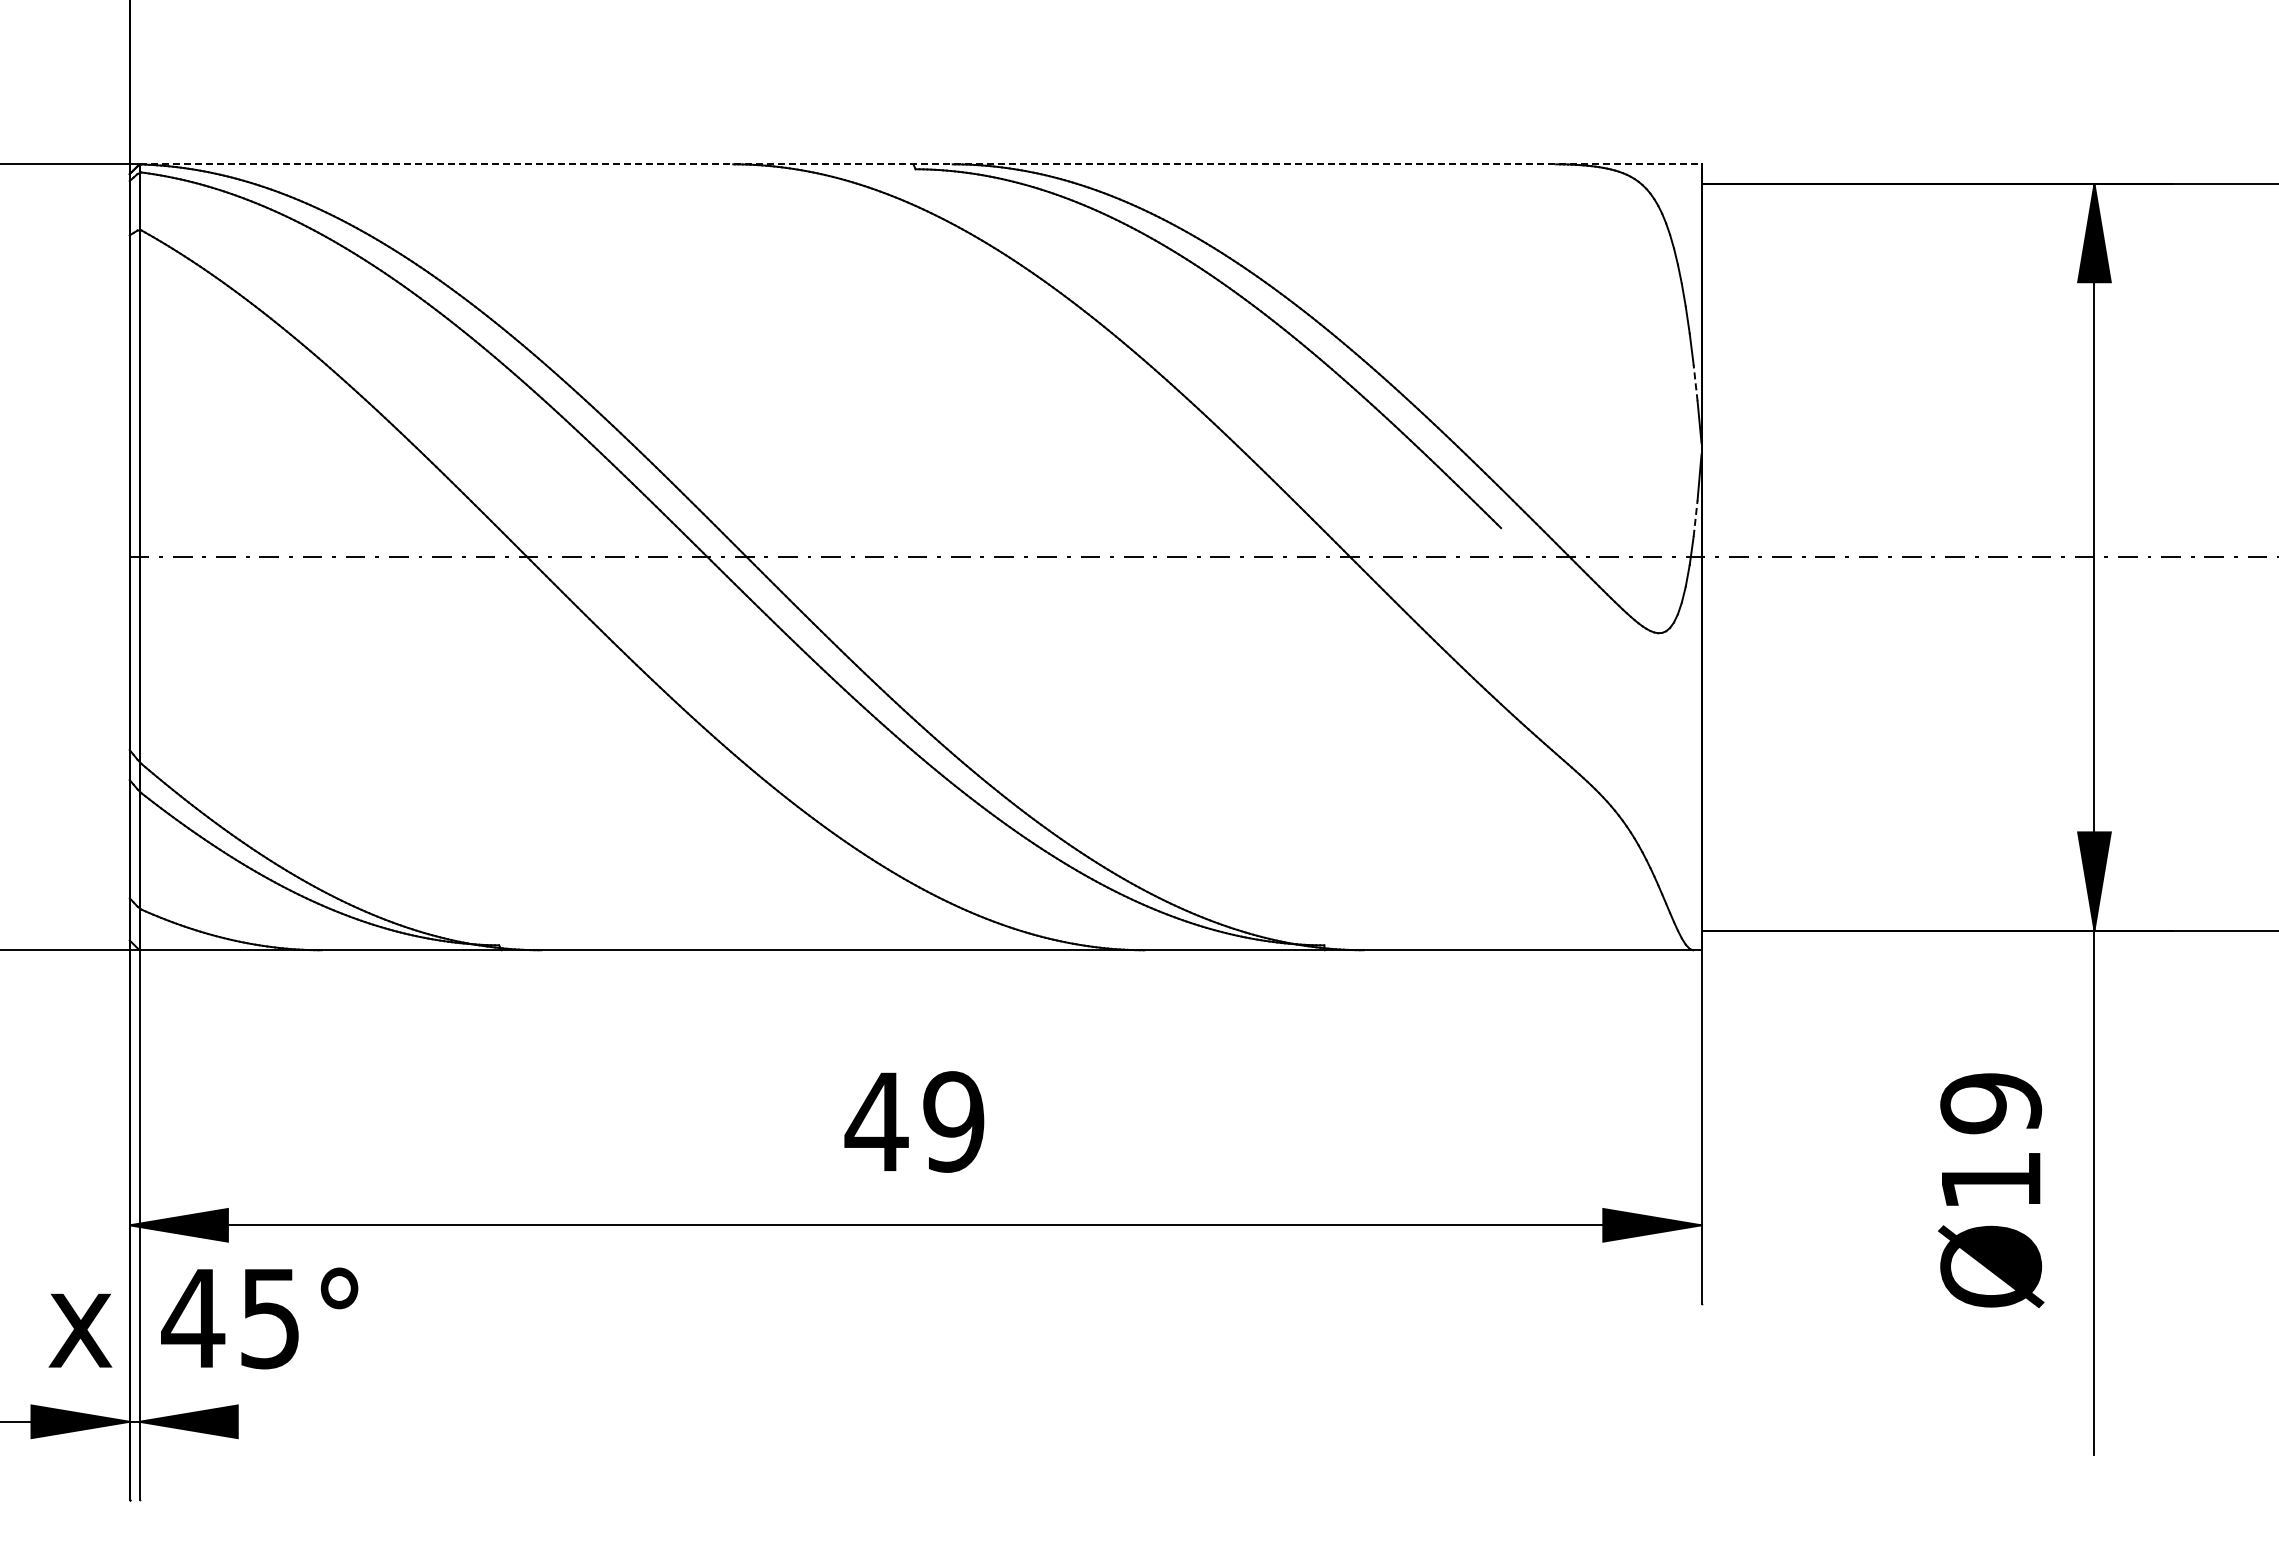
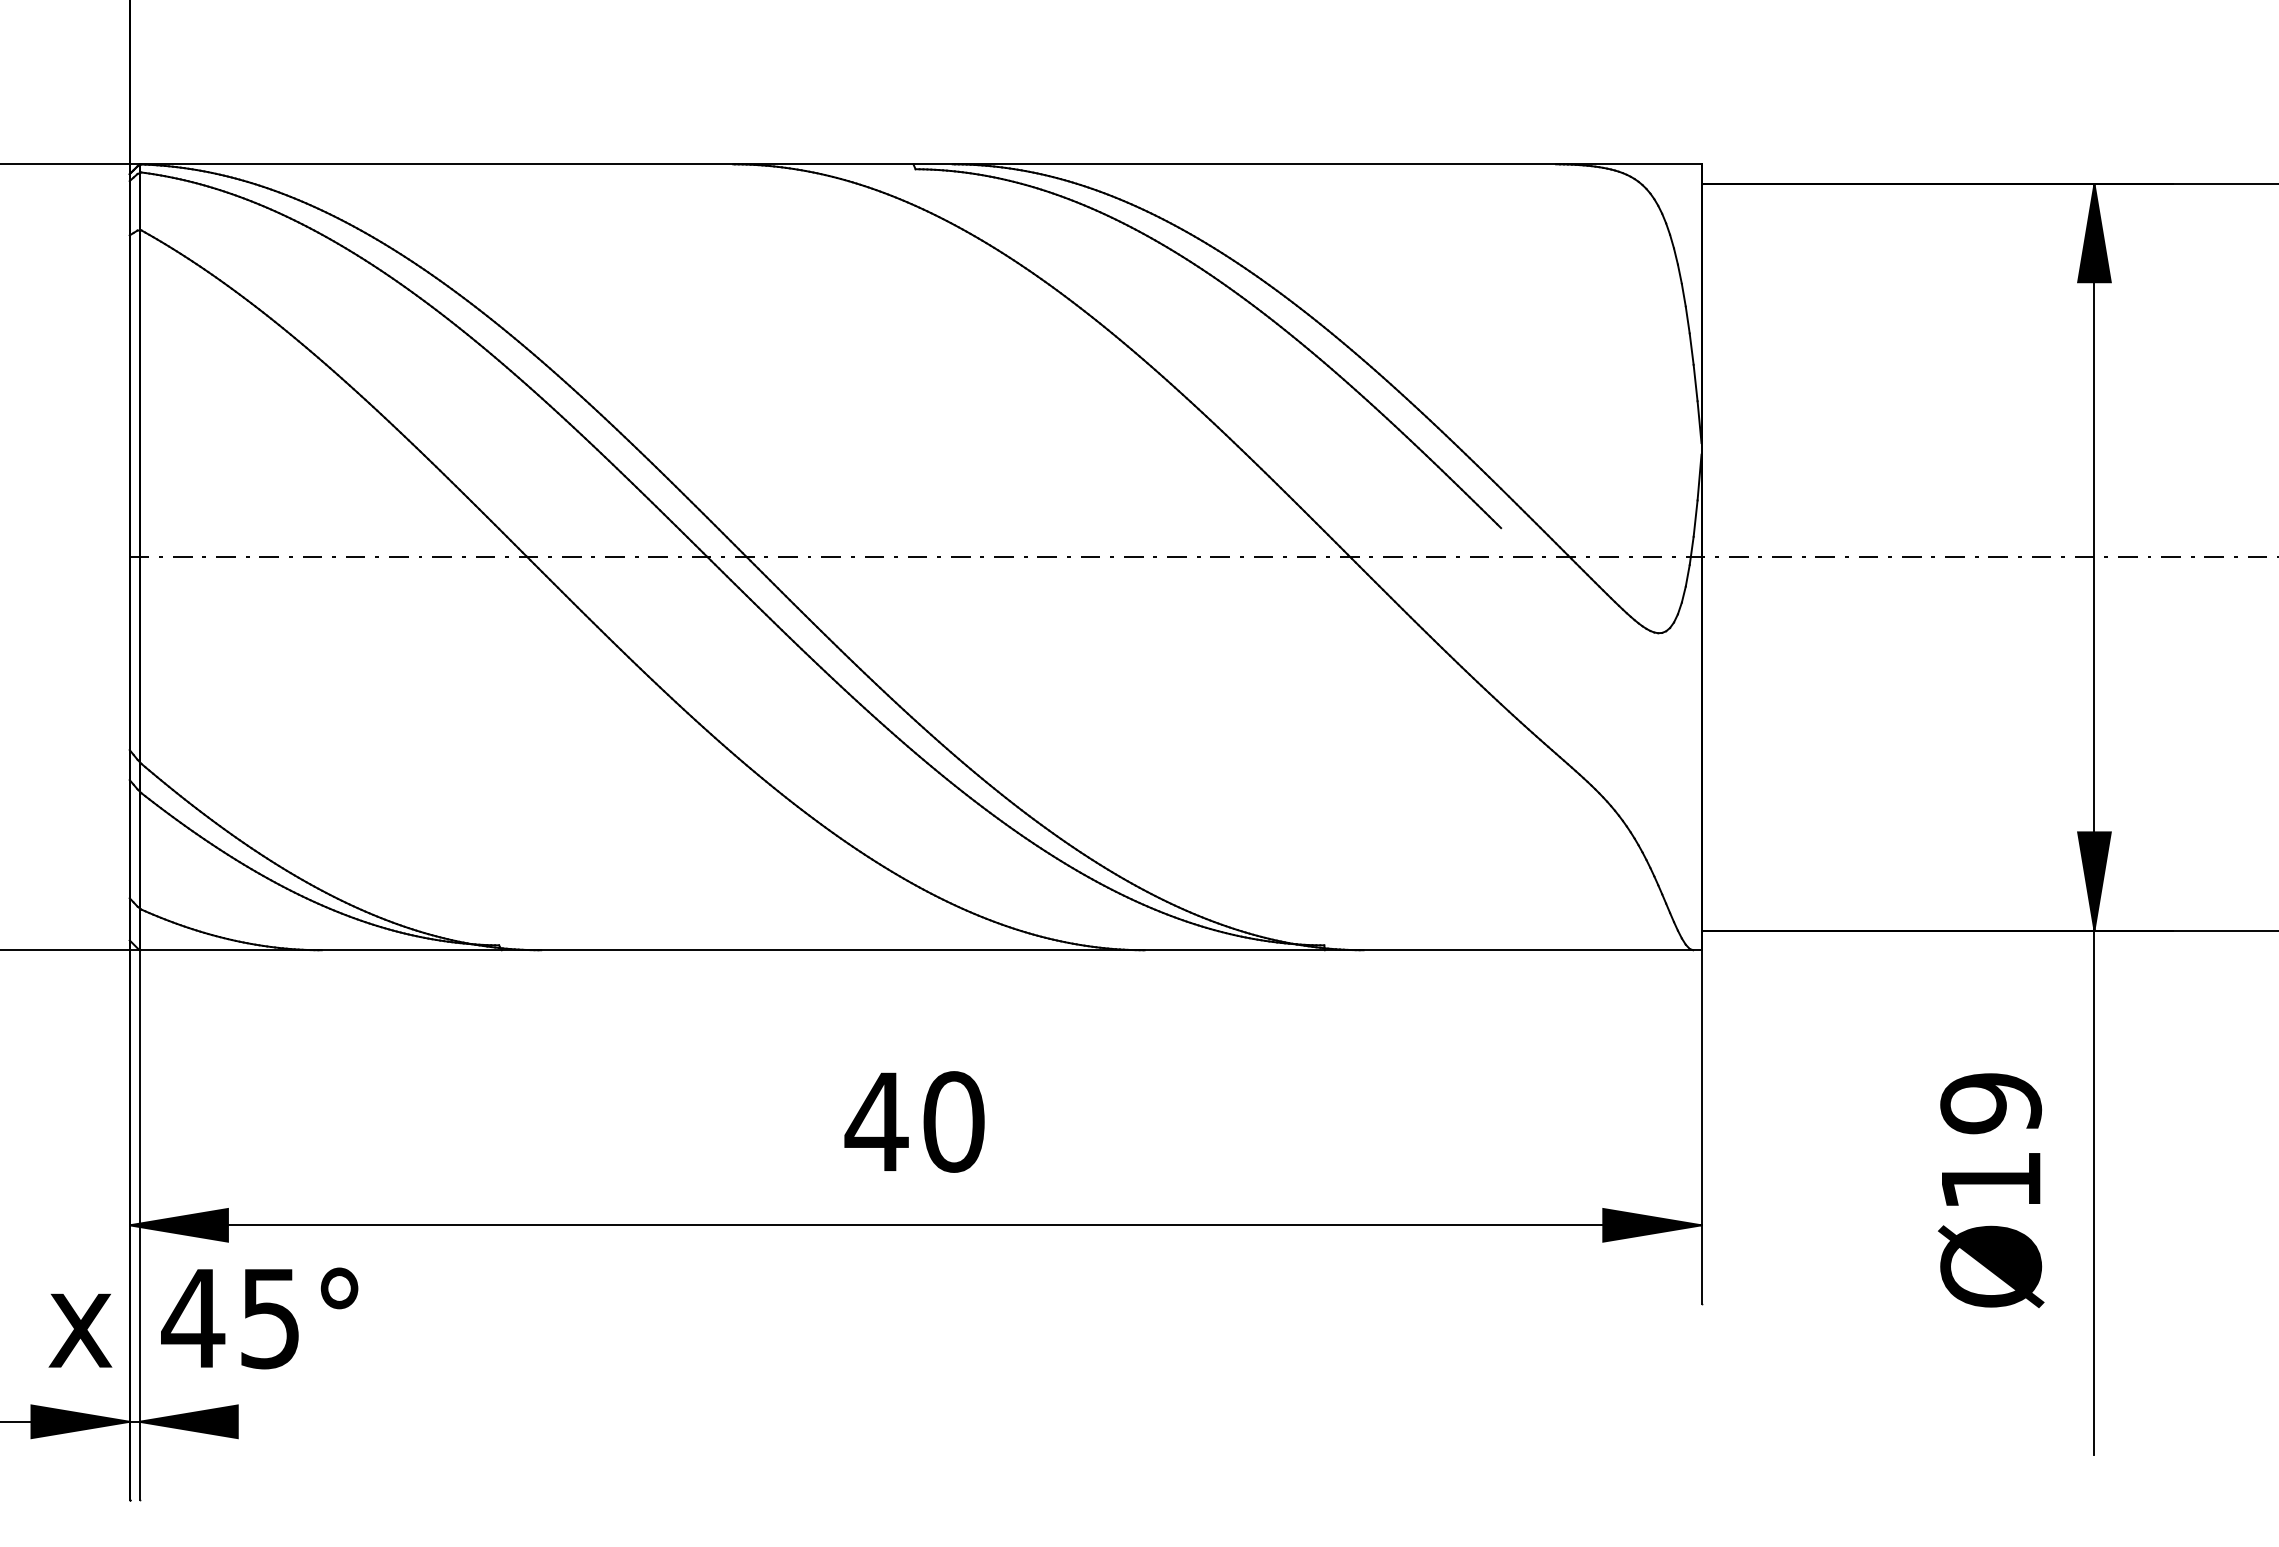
line: dashed -> solid (920, 164)
line: dashed -> solid (1695, 382)
line: dashed -> solid (1695, 518)
text: 49 -> 40 (953, 1121)
